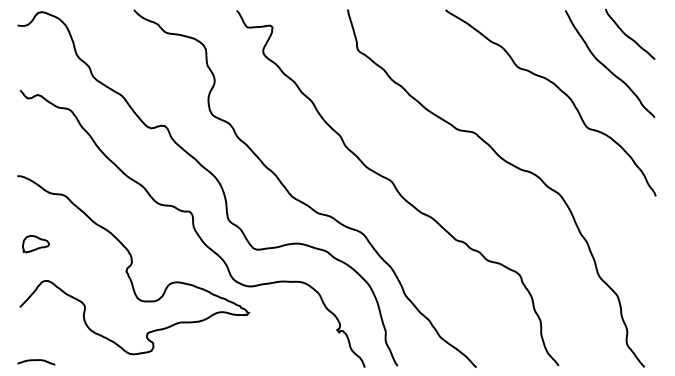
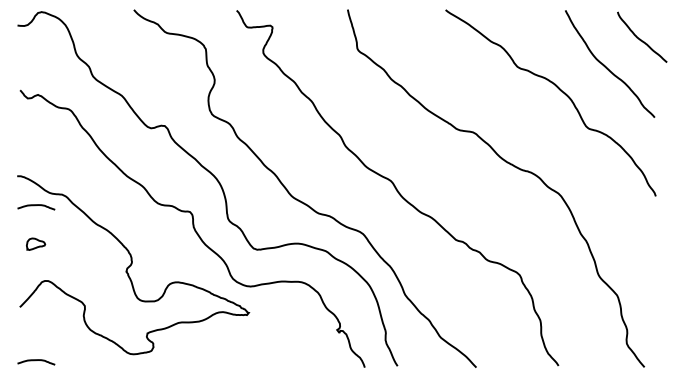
curve position: (628, 35) -> (640, 38) (640, 38)
curve: none -> present (35, 206)
part size: 28x19 px -> 21x14 px (36, 243)
